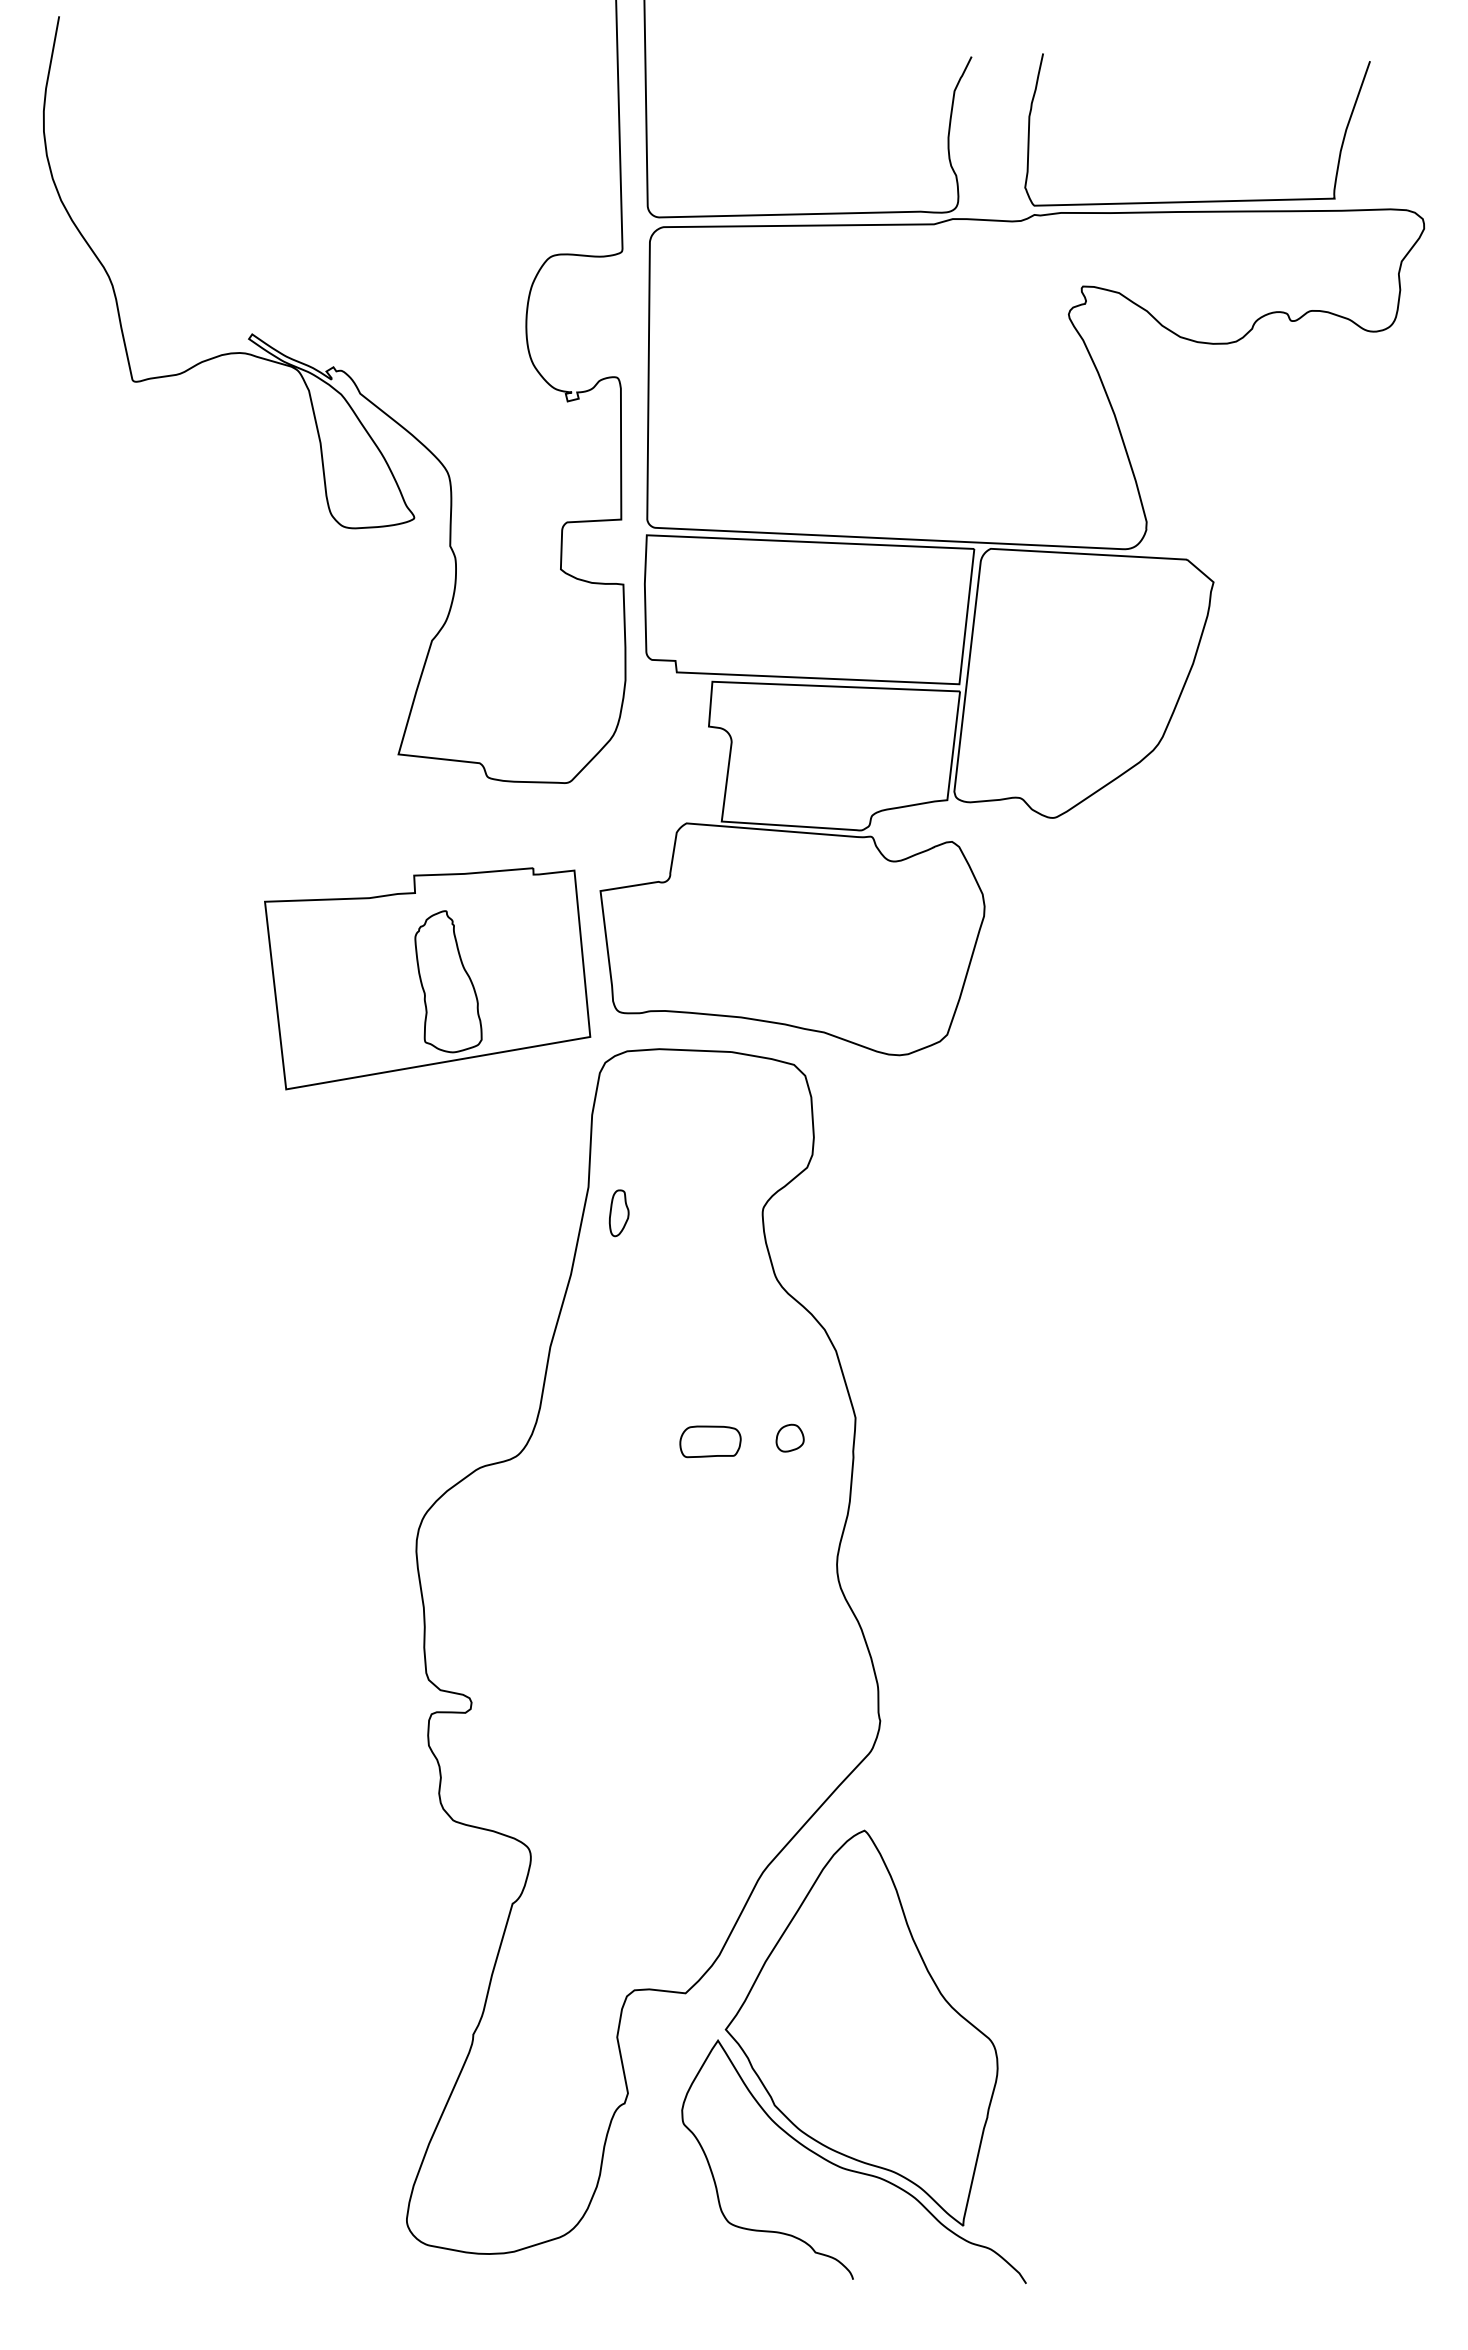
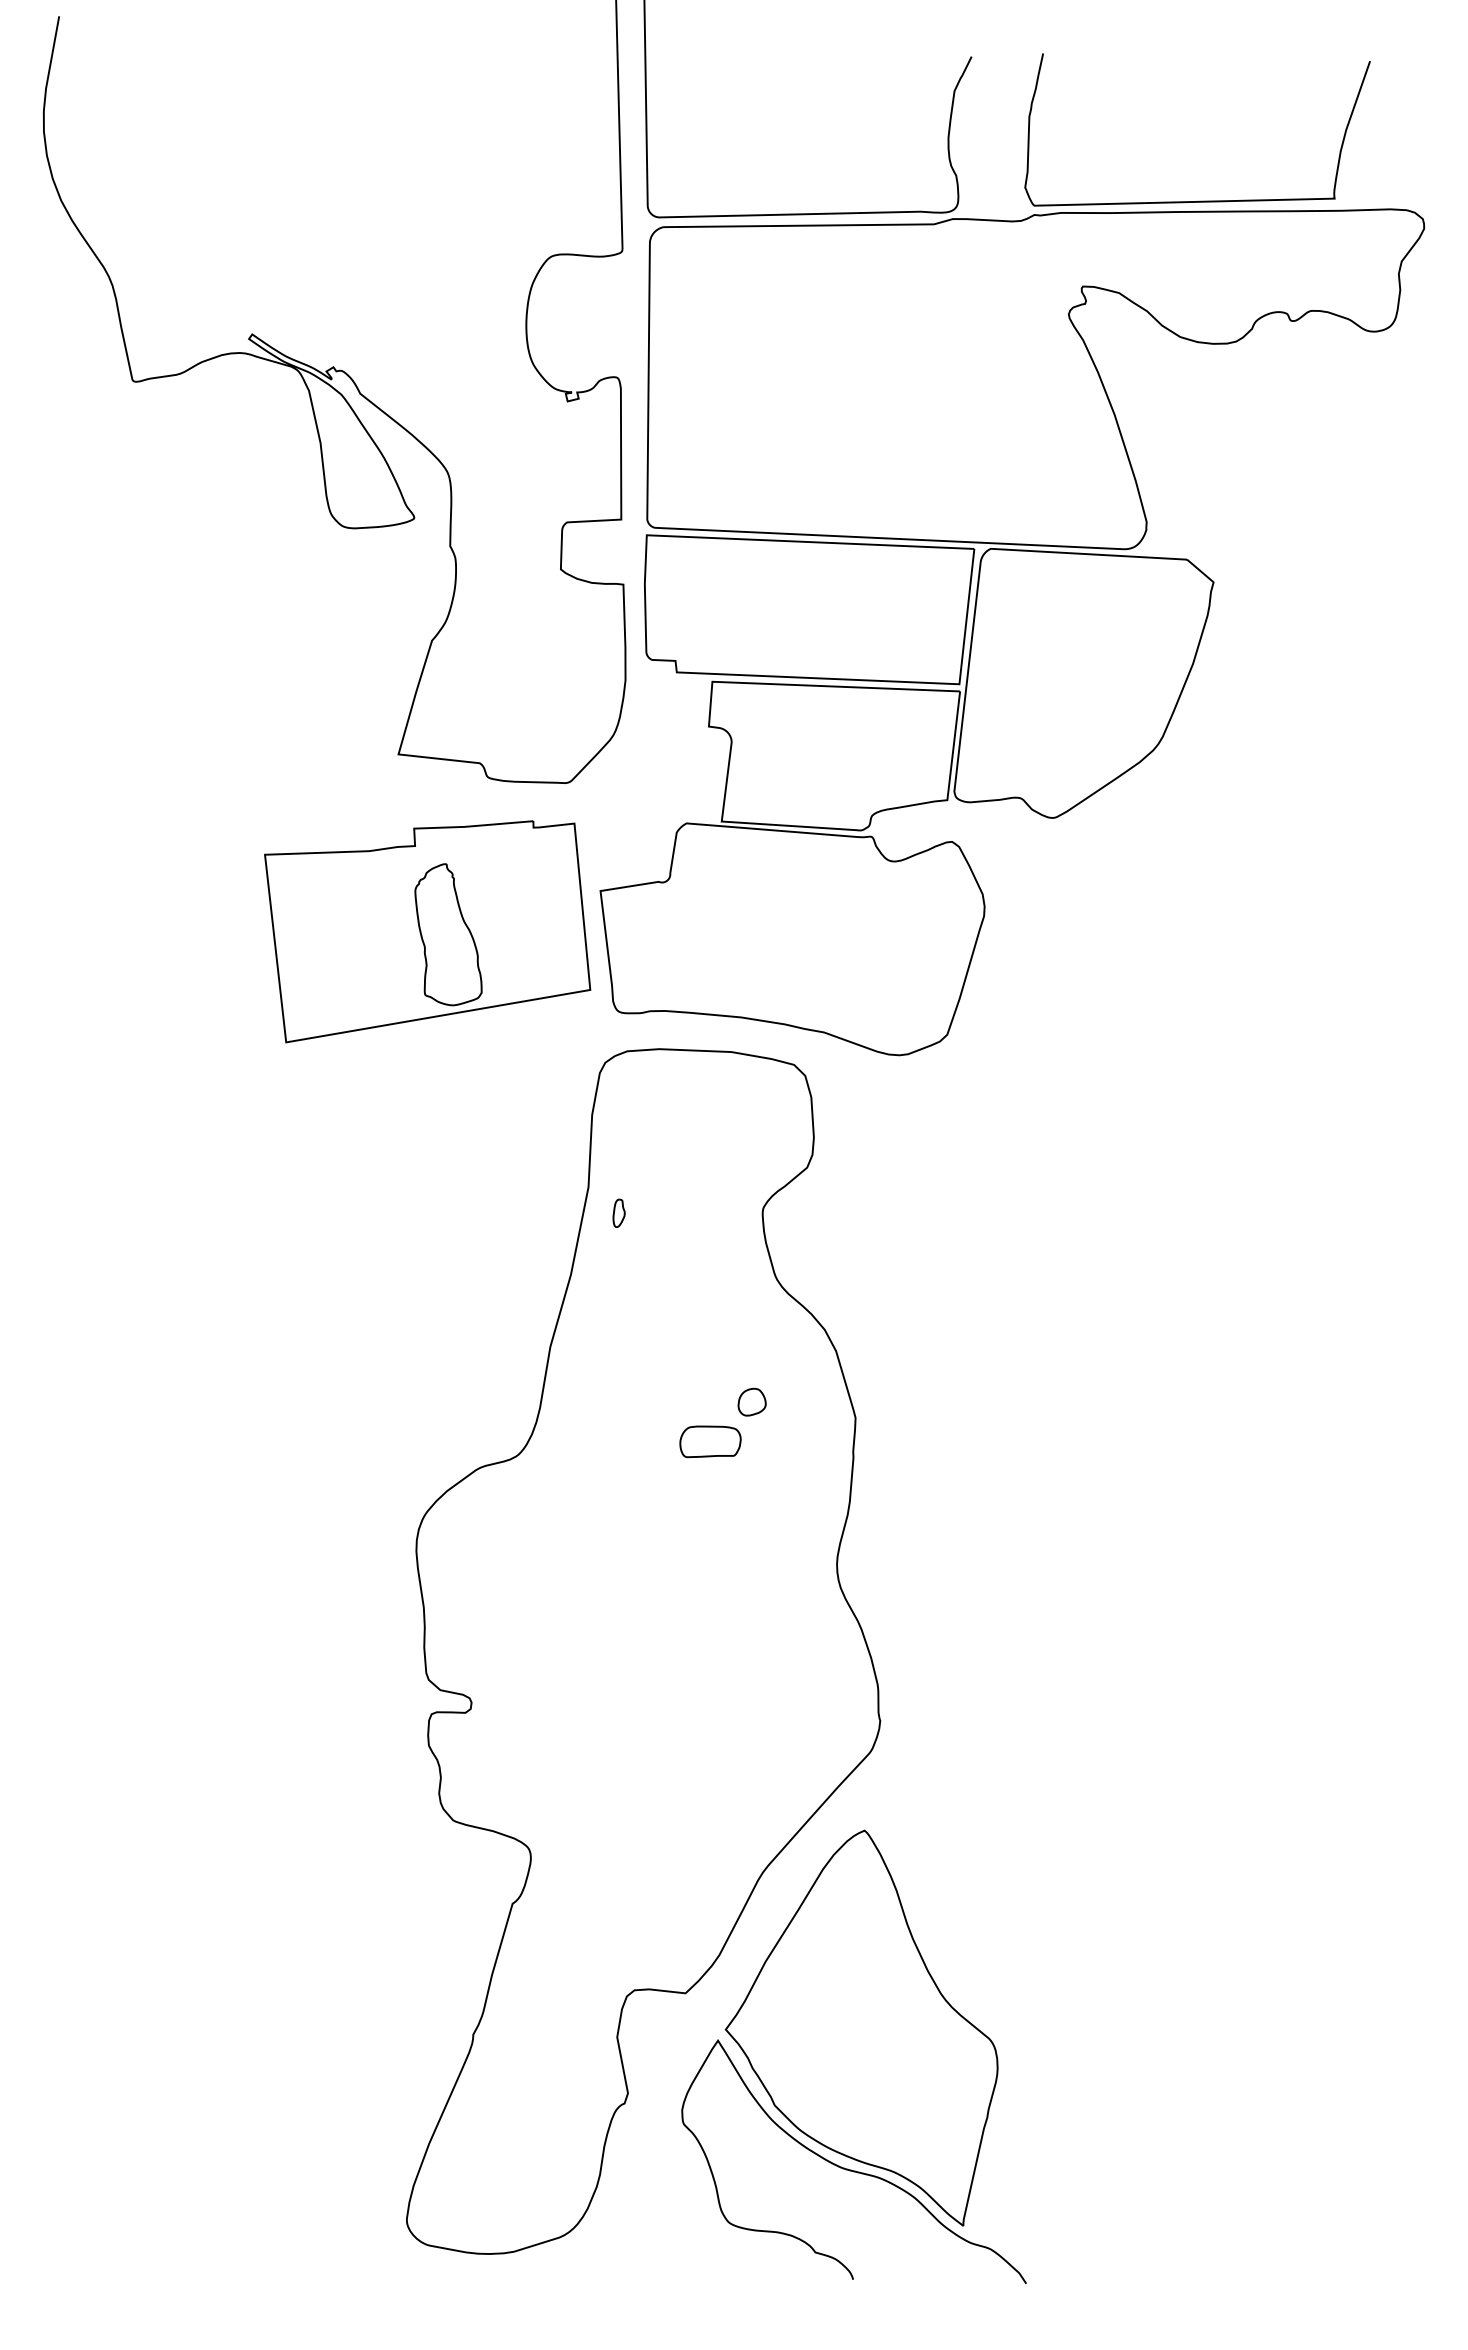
part position: (427, 978) -> (427, 931) (427, 931)
part size: 22x49 px -> 14x30 px (618, 1212)
part position: (789, 1437) -> (751, 1401) (751, 1401)
